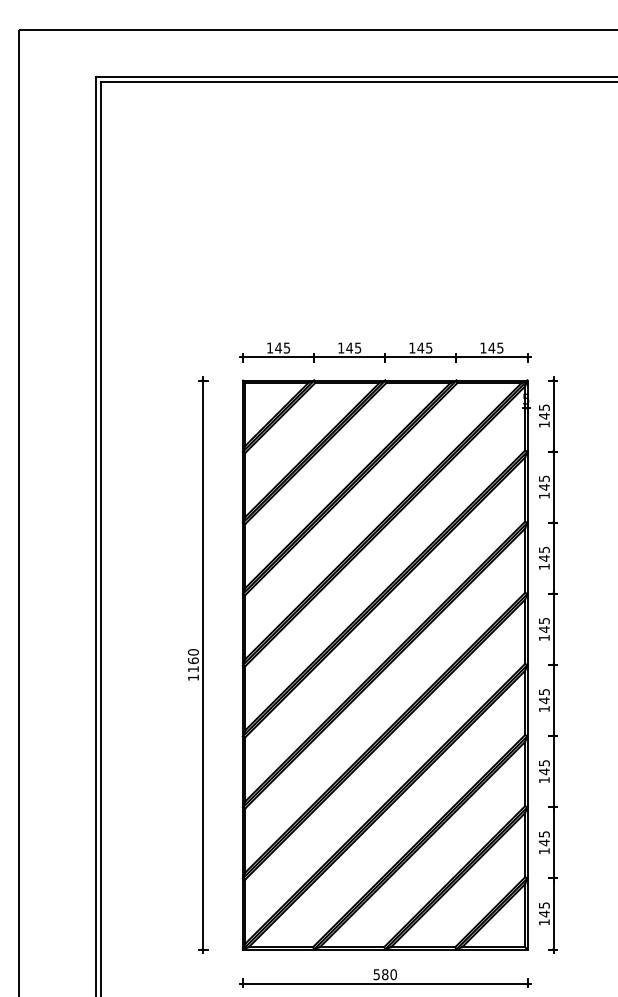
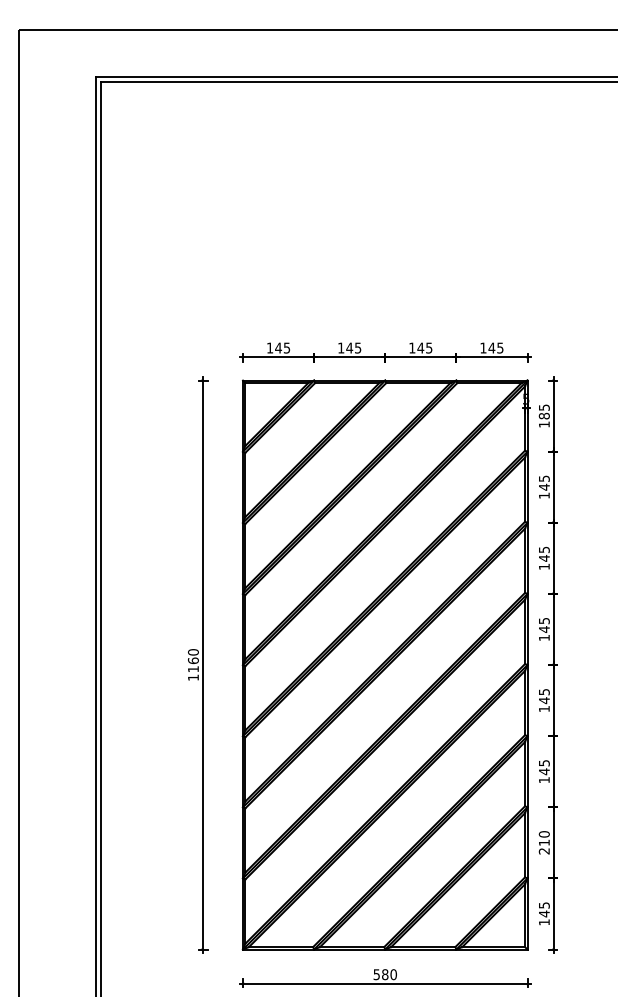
text: 145 -> 185 (543, 415)
text: 145 -> 210 (543, 842)
